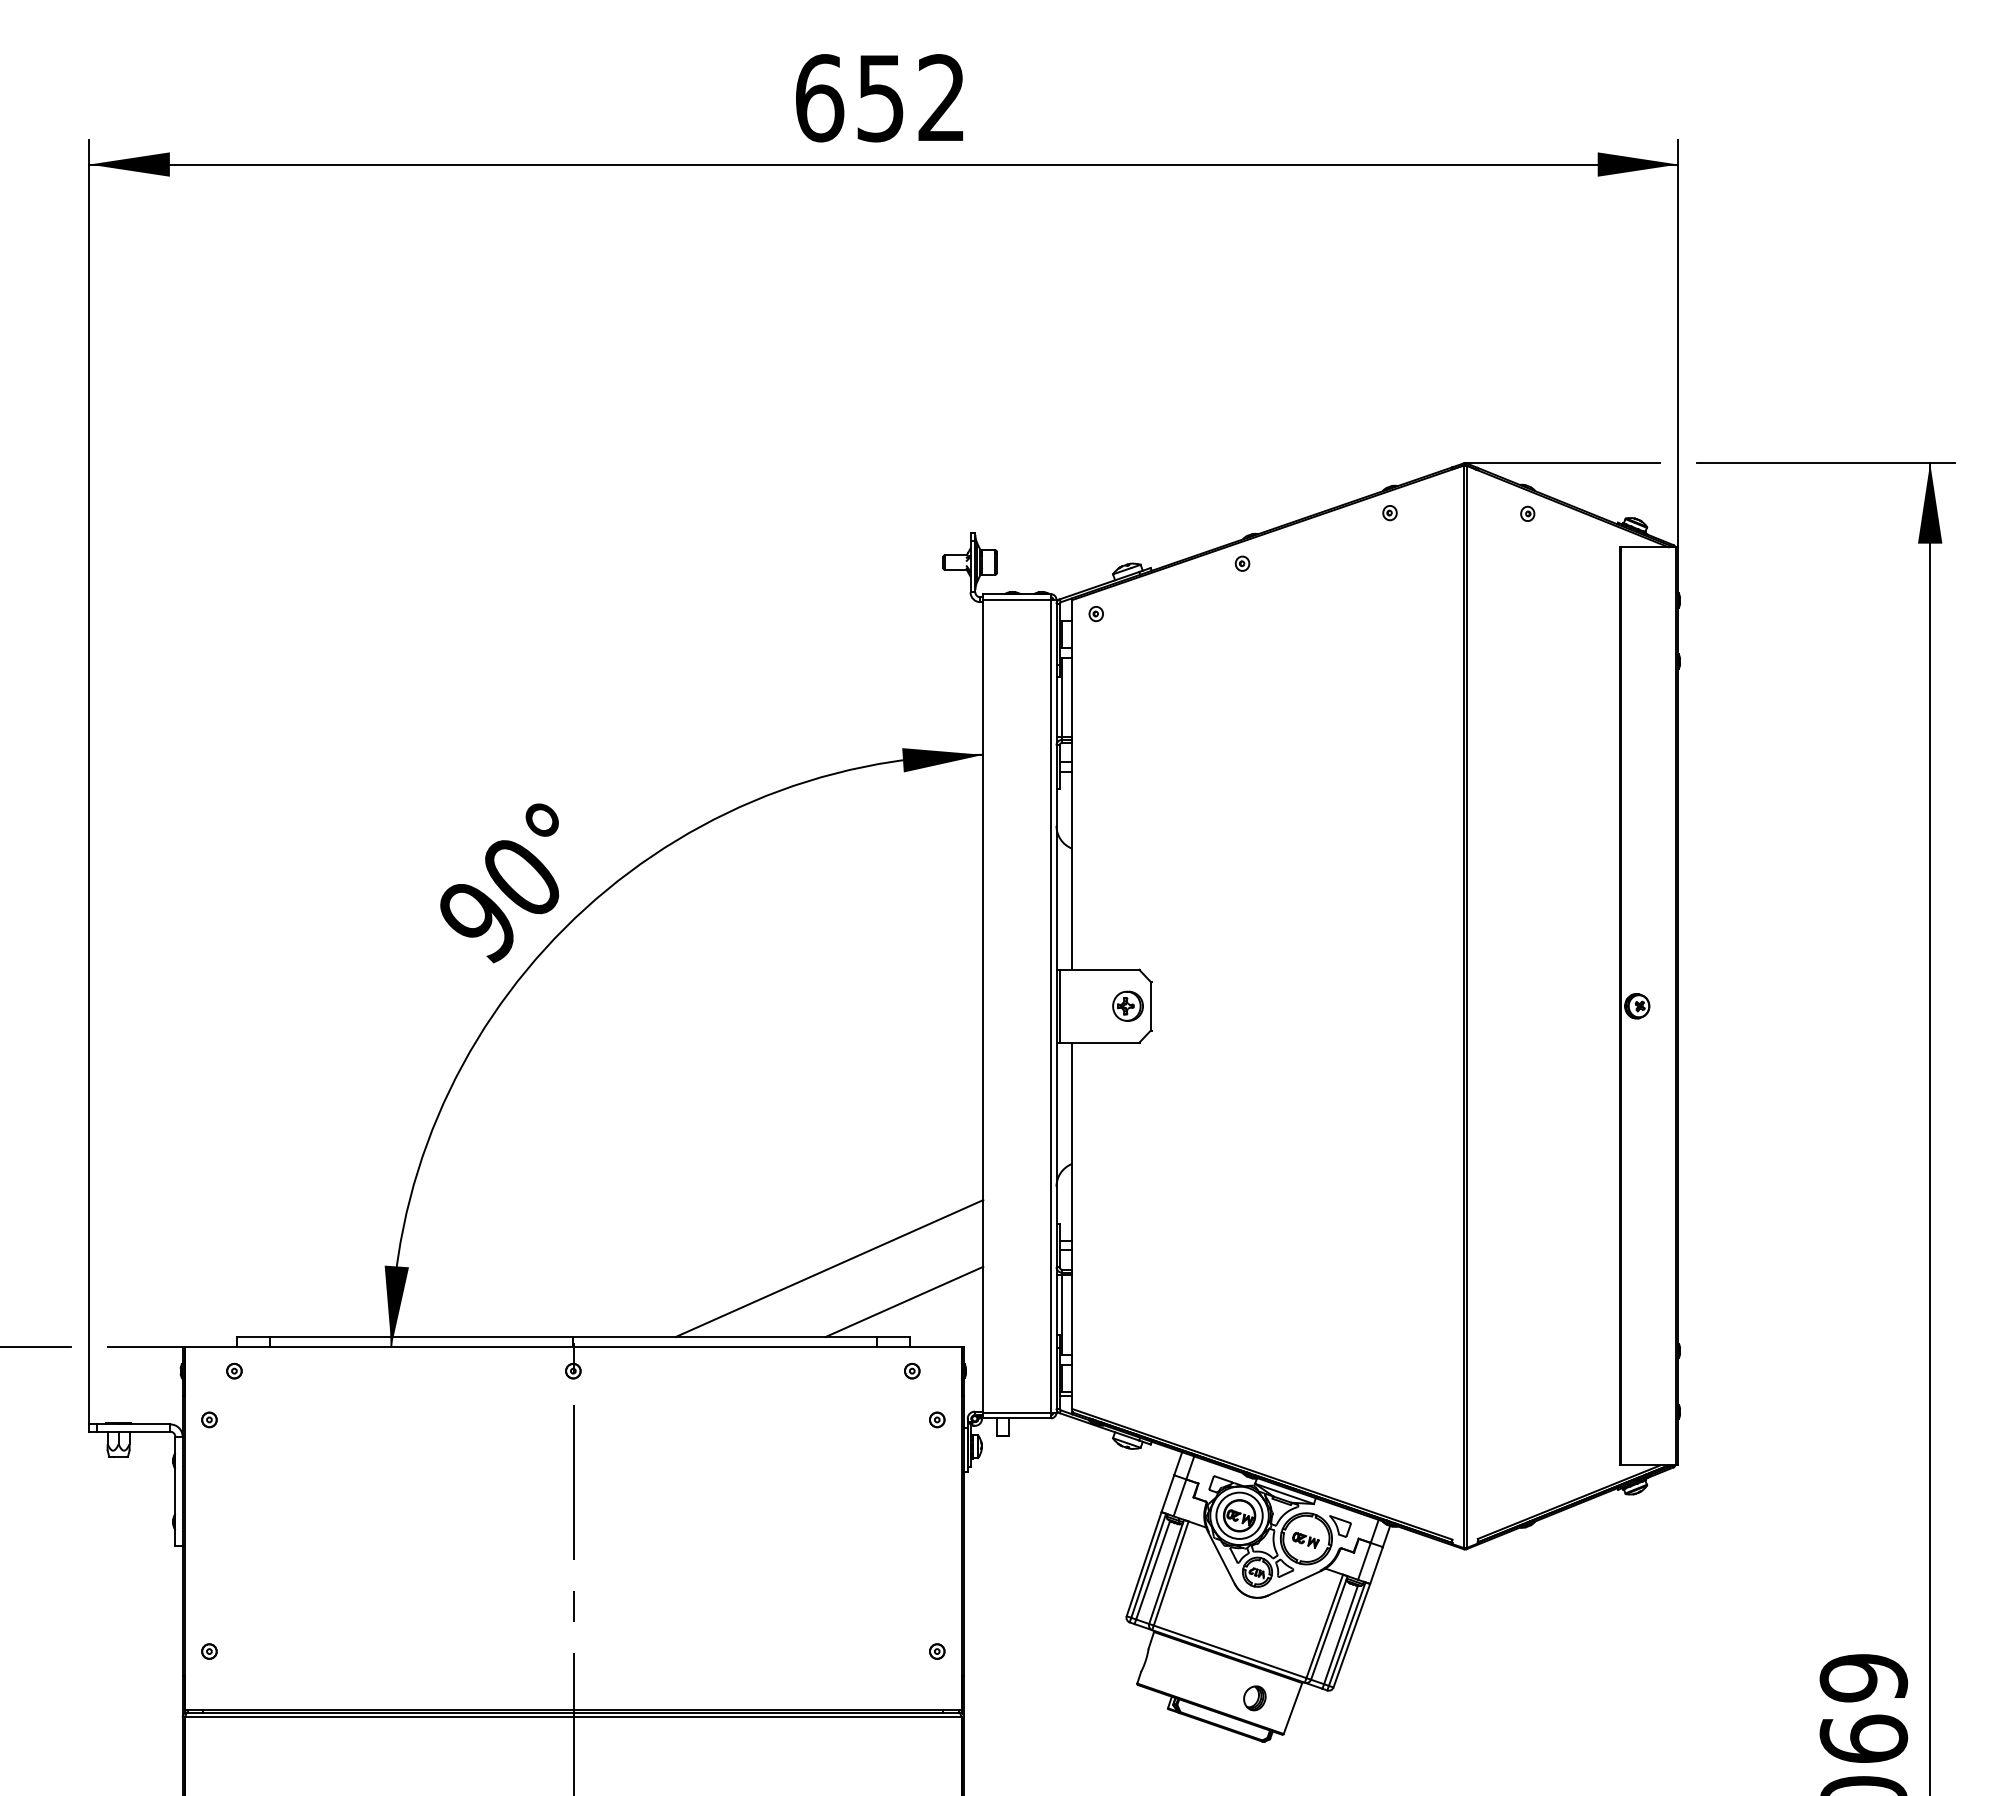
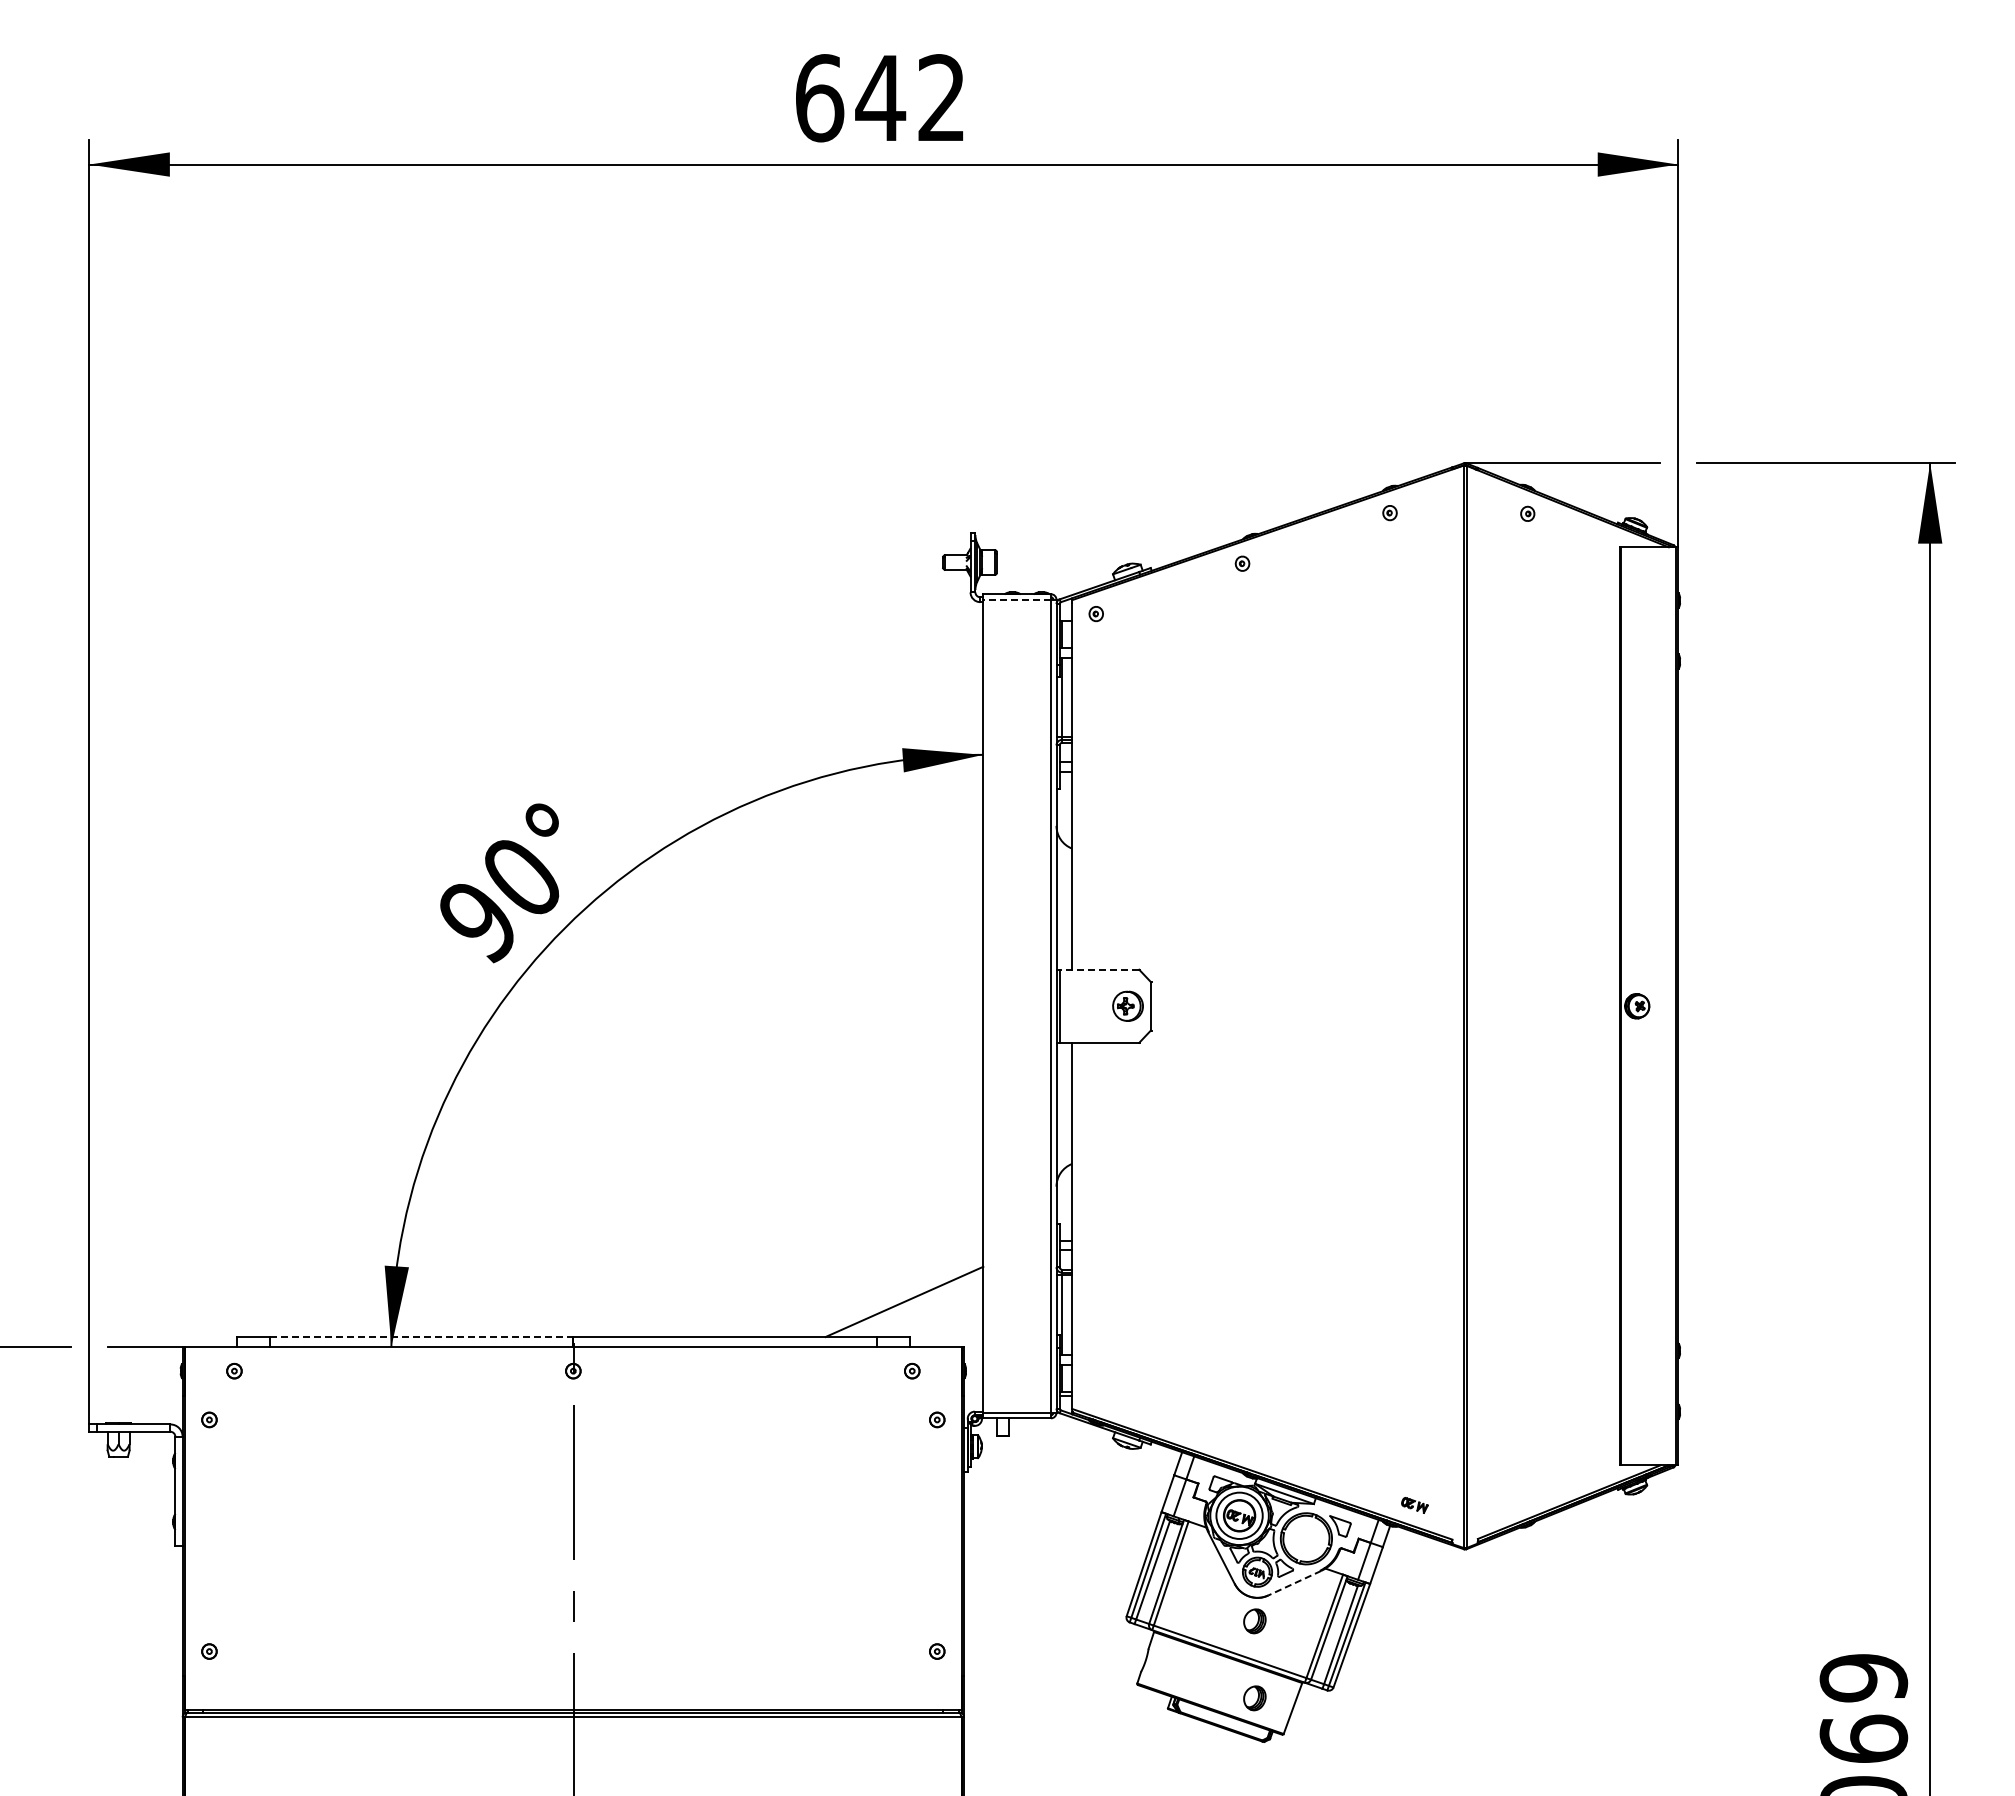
text: 652 -> 642 (880, 98)
line: solid -> dashed (1017, 599)
line: solid -> dashed (1099, 969)
line: present -> none (829, 1268)
line: solid -> dashed (421, 1337)
part position: (1305, 1540) -> (1414, 1505) (1414, 1505)
line: solid -> dashed (1294, 1583)
part: none -> present (1254, 1621)
